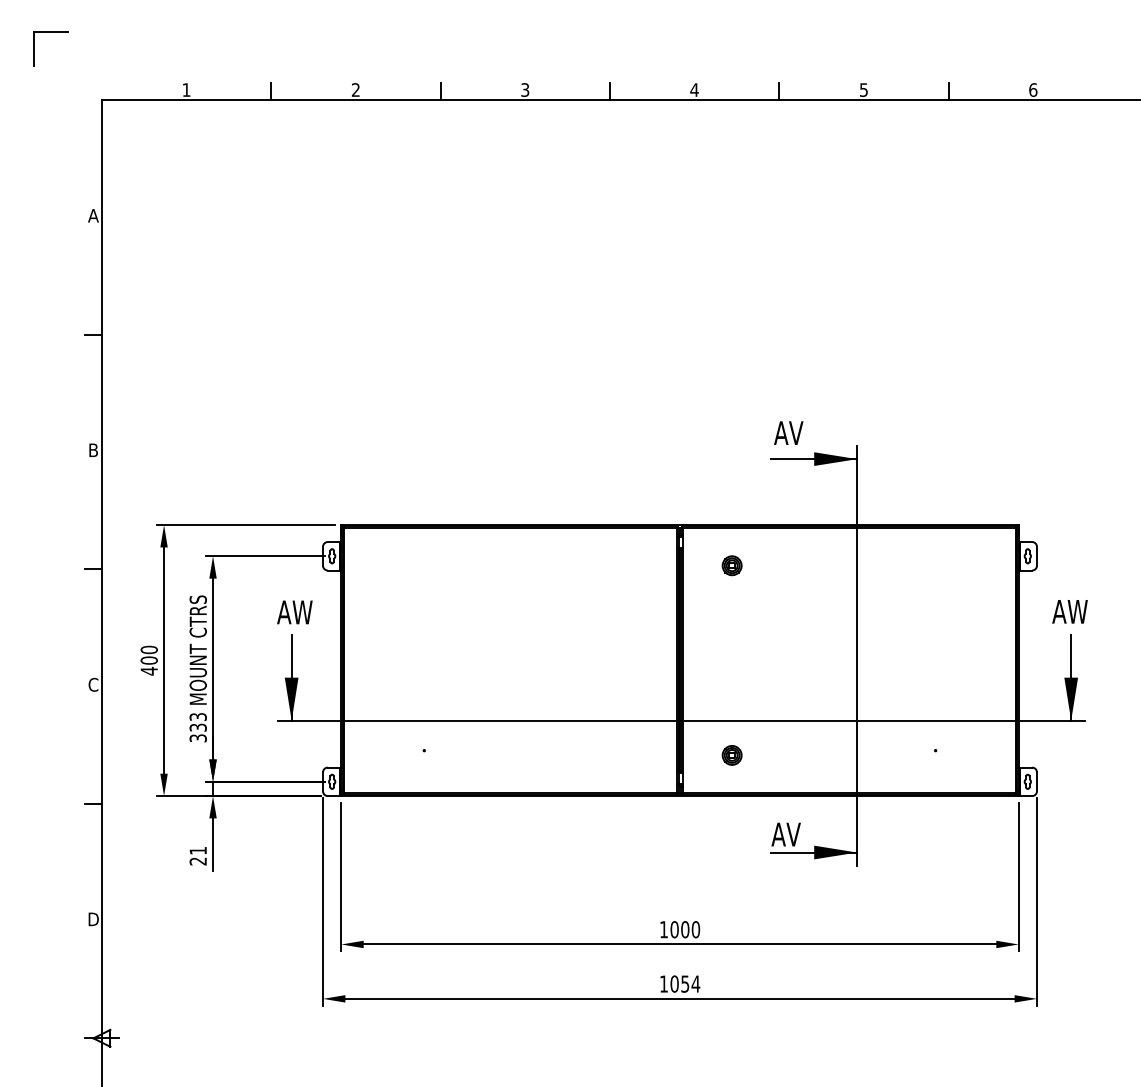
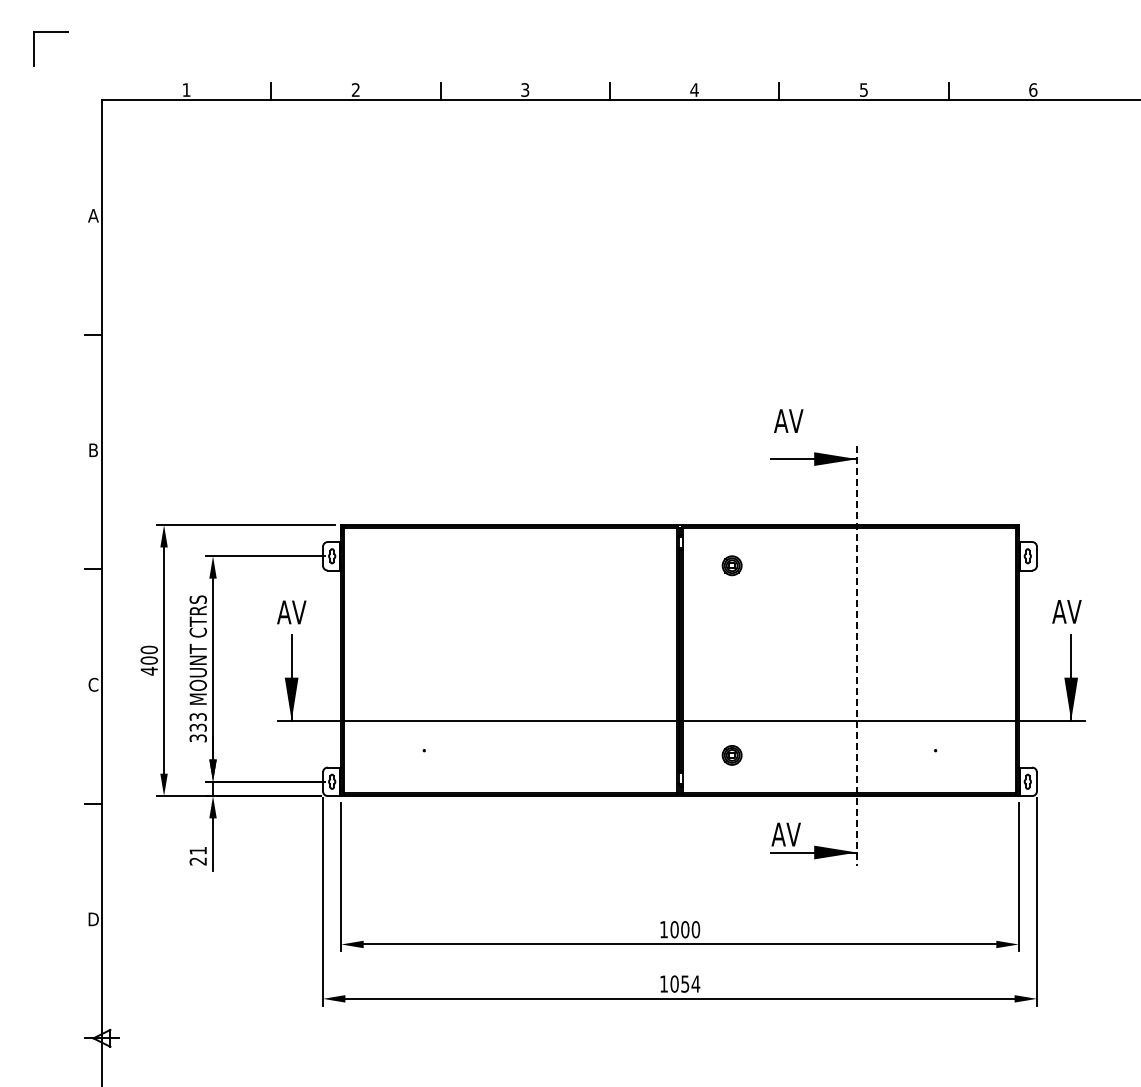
text position: (788, 432) -> (788, 420) (788, 420)
text: AW -> AV (1077, 611)
text: AW -> AV (302, 612)
line: solid -> dashed (857, 656)
